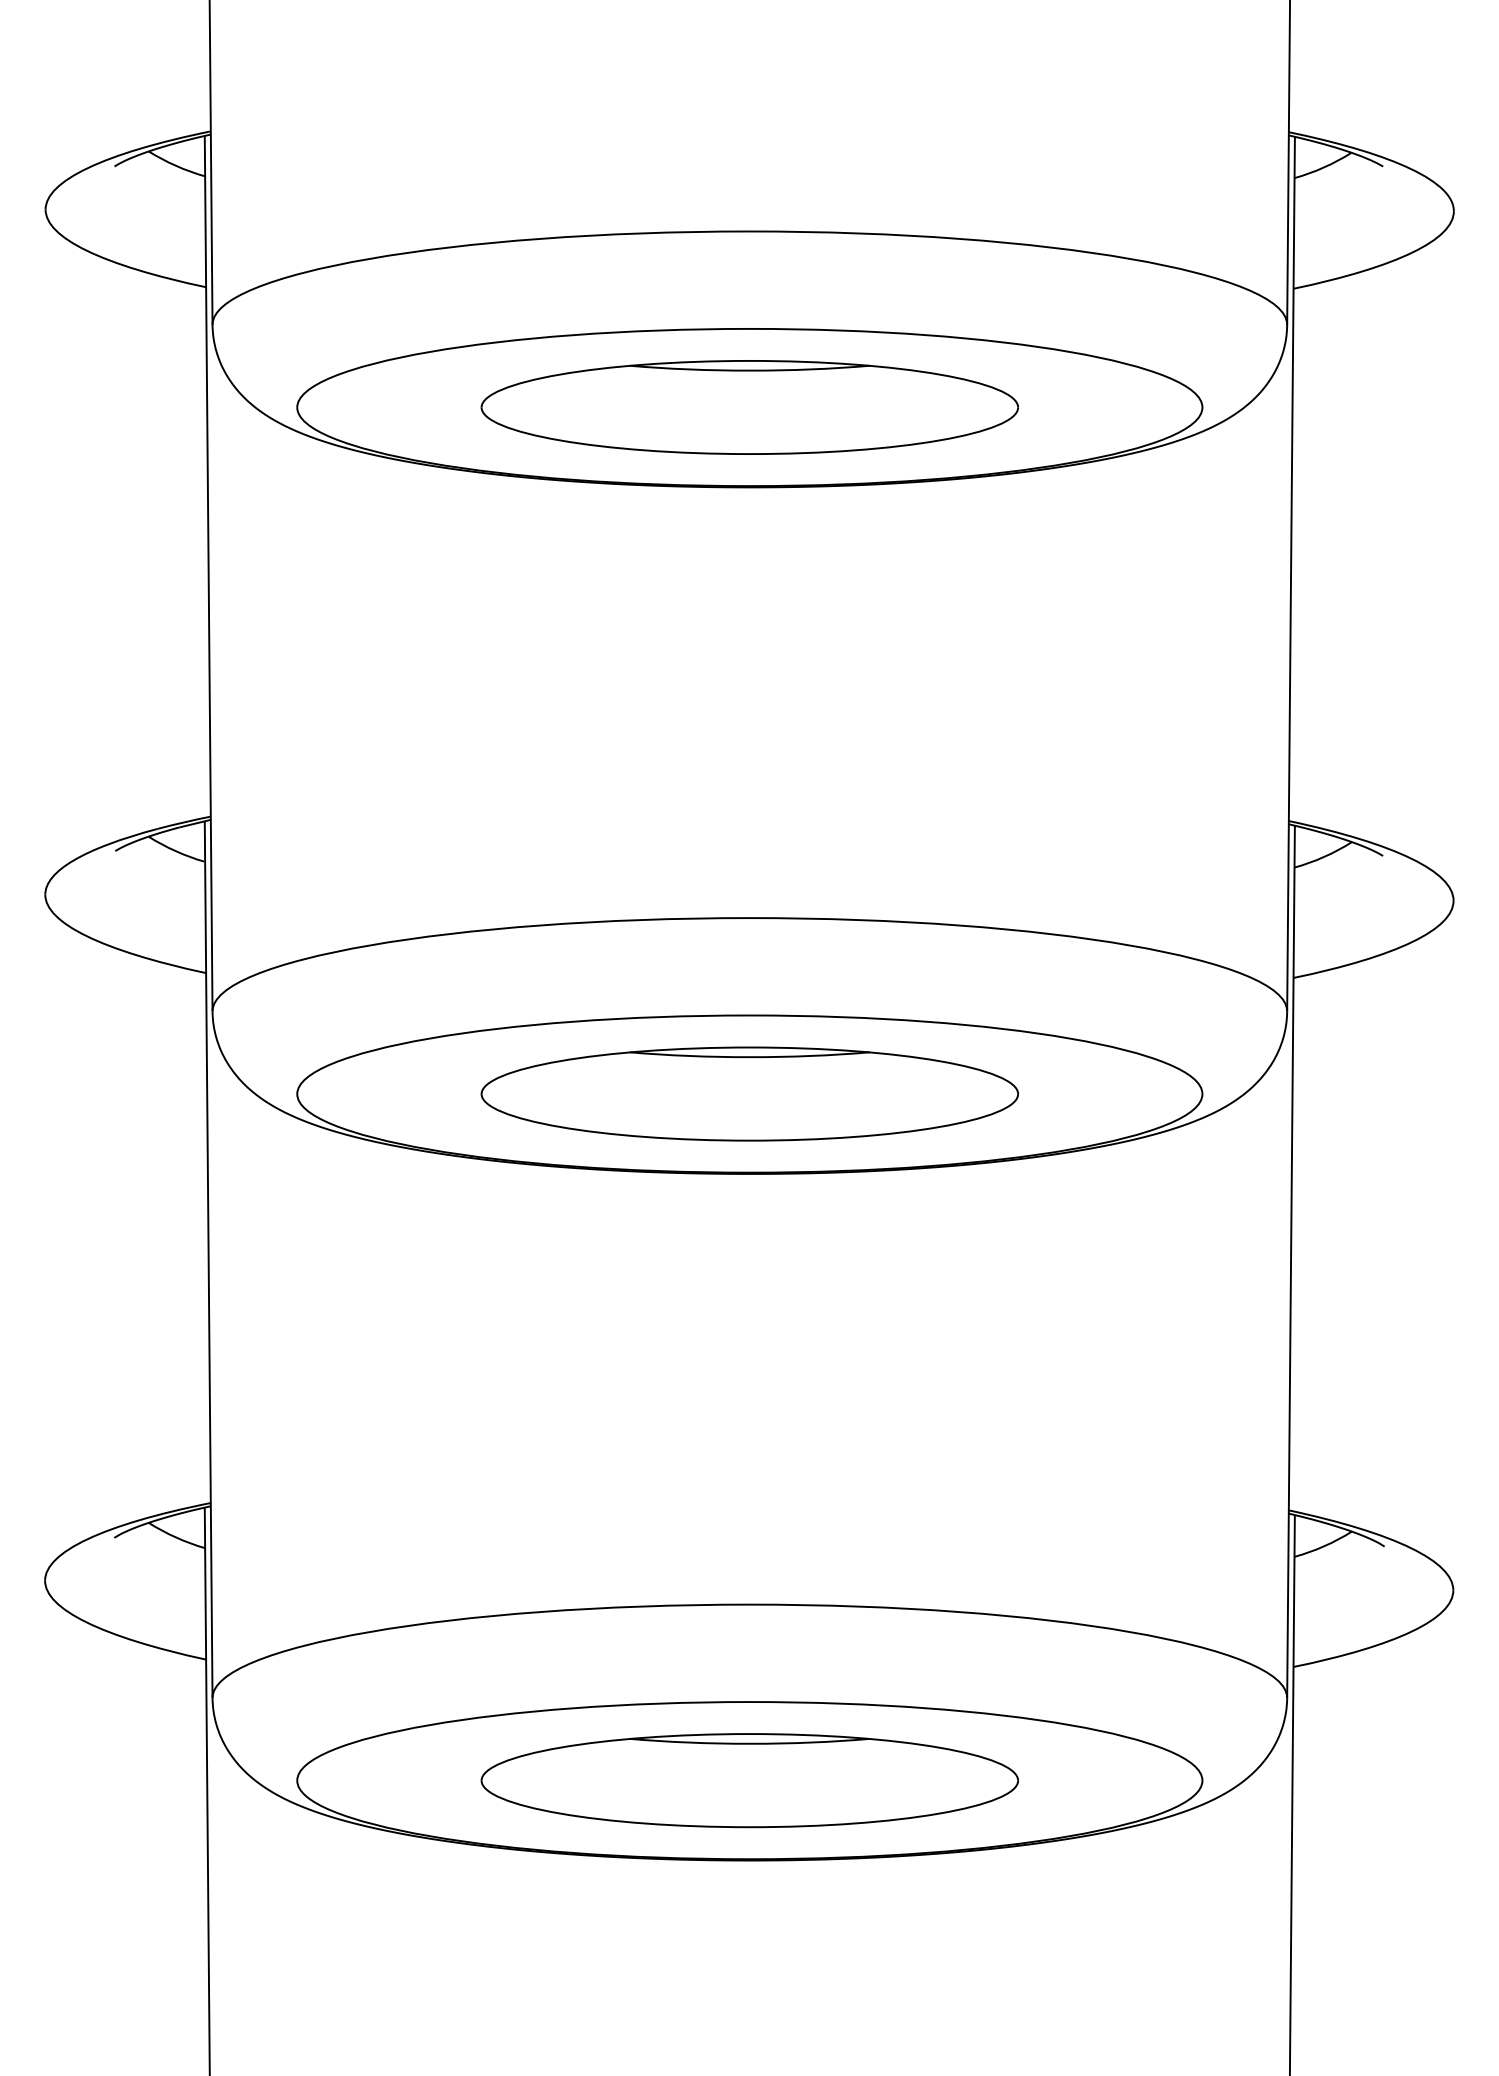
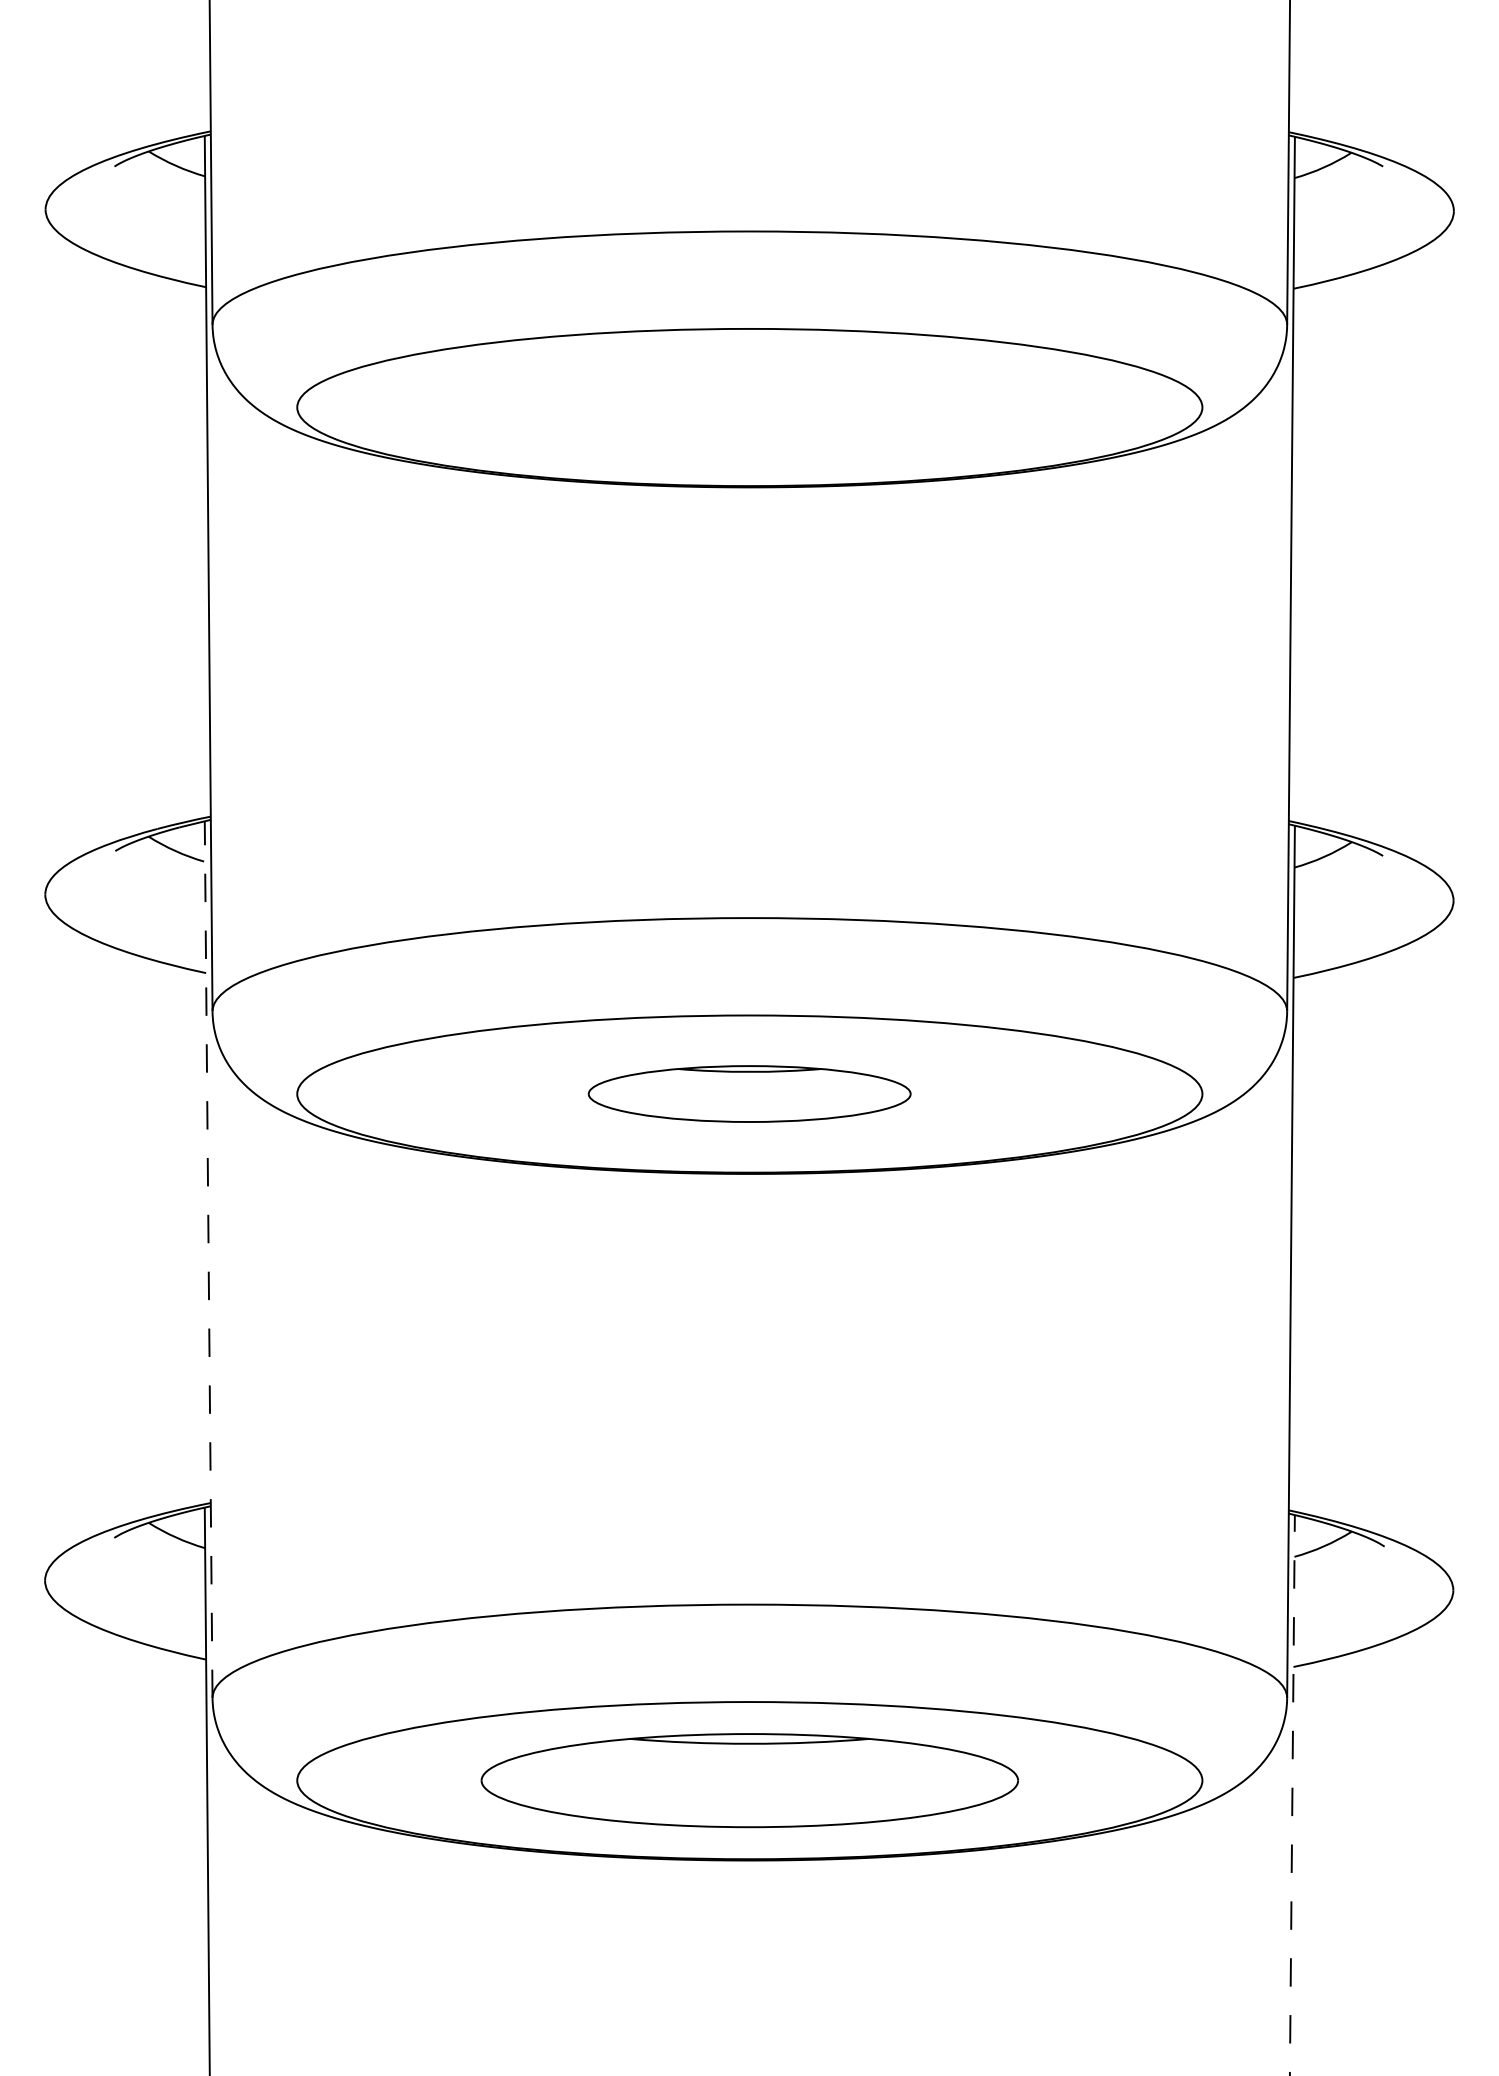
part: present -> none (749, 407)
part size: 539x96 px -> 325x58 px (749, 1093)
line: solid -> dashed (208, 1259)
line: solid -> dashed (1292, 1794)
